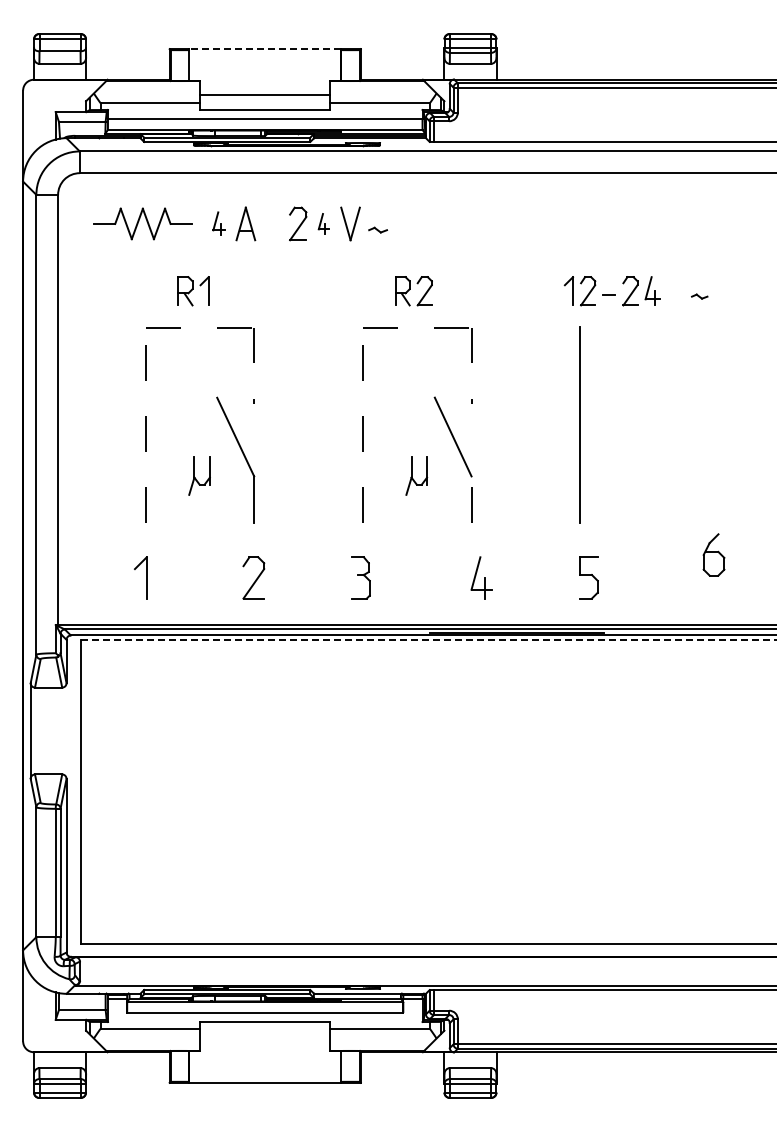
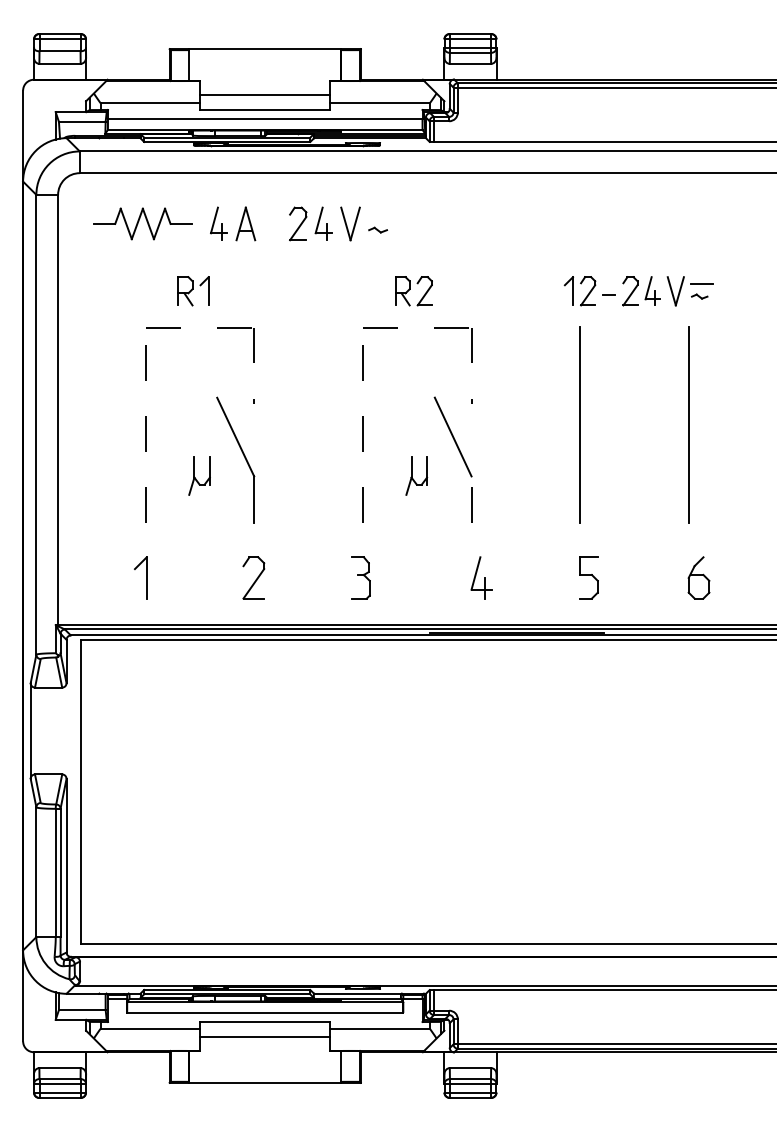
line: dashed -> solid (264, 49)
part size: 14x25 px -> 18x35 px (218, 223)
part size: 13x22 px -> 19x35 px (323, 223)
part: none -> present (690, 284)
line: none -> present (688, 424)
part position: (713, 554) -> (698, 577) (698, 577)
line: dashed -> solid (428, 639)
line: none -> present (265, 1037)
